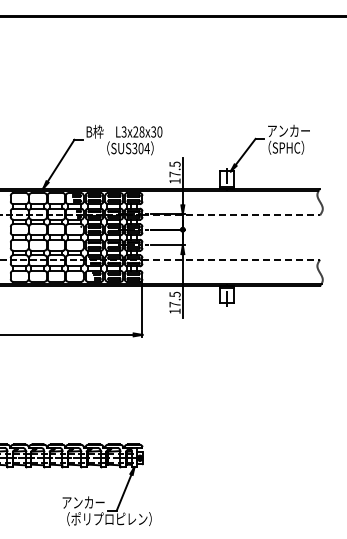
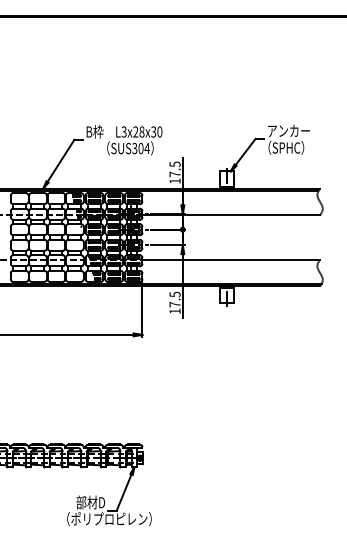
line: dashed -> solid (231, 215)
line: dashed -> solid (231, 259)
text: アンカー -> 部材D (83, 502)
